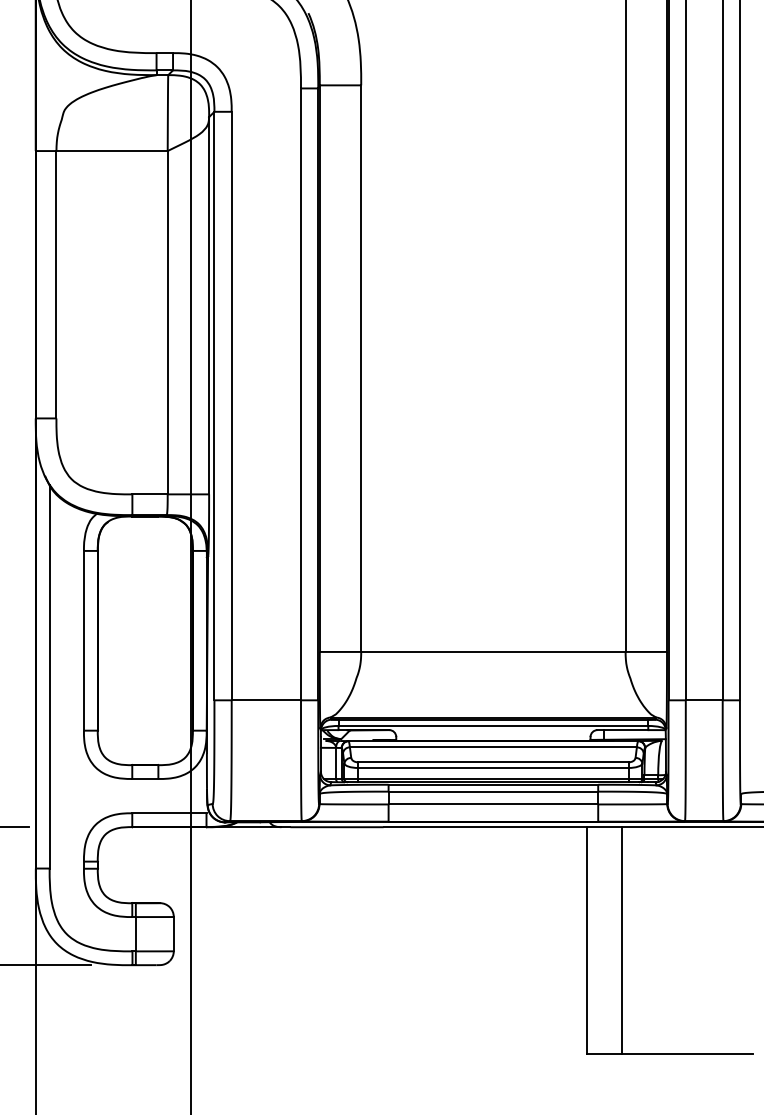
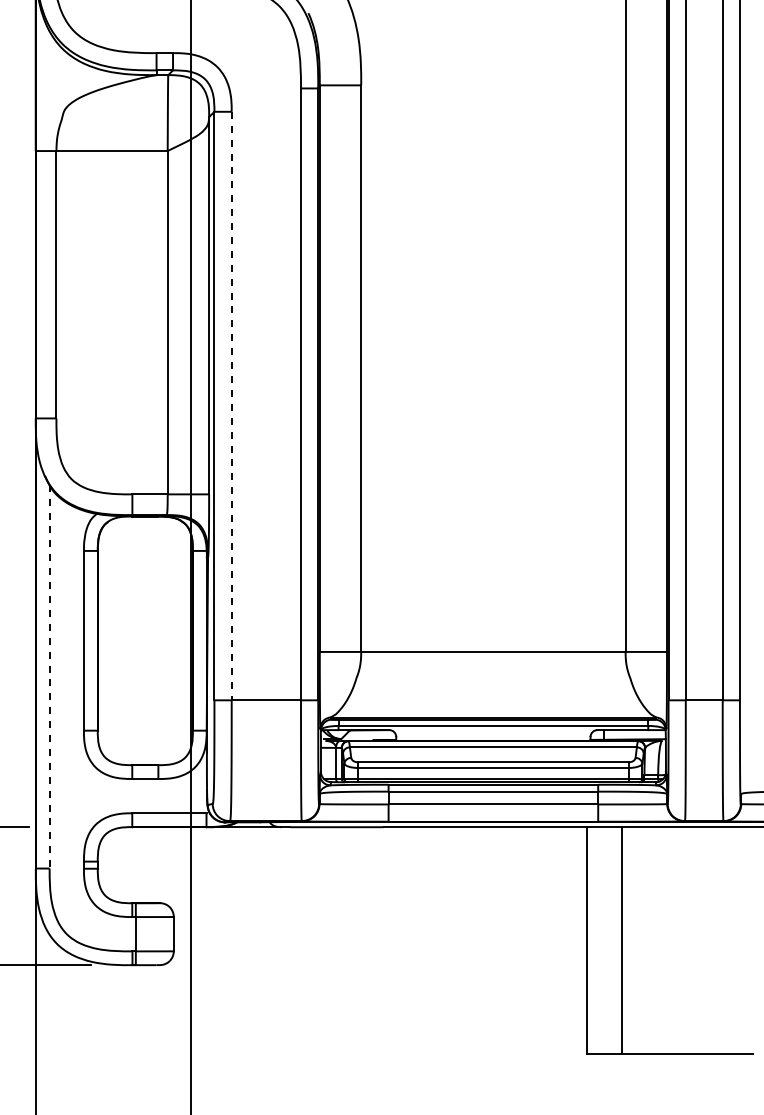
line: solid -> dashed (231, 406)
line: solid -> dashed (49, 676)
